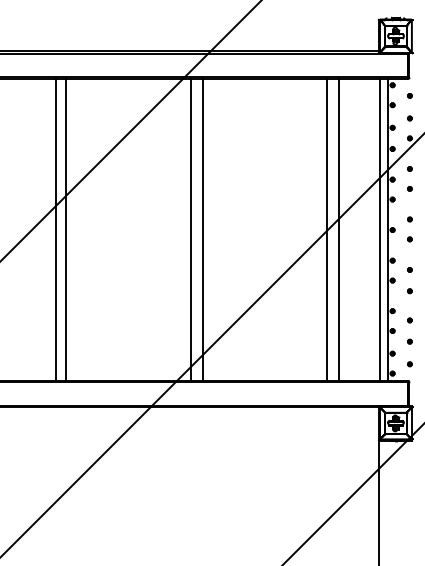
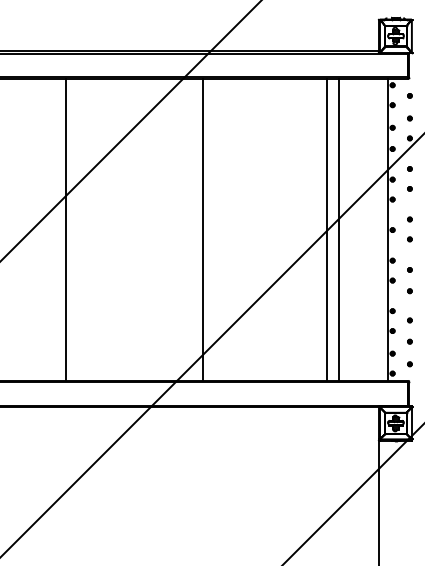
line: present -> none (55, 229)
line: present -> none (191, 229)
line: present -> none (379, 229)
